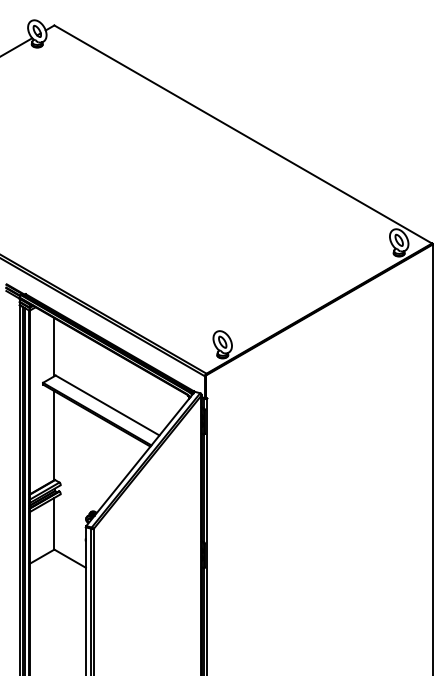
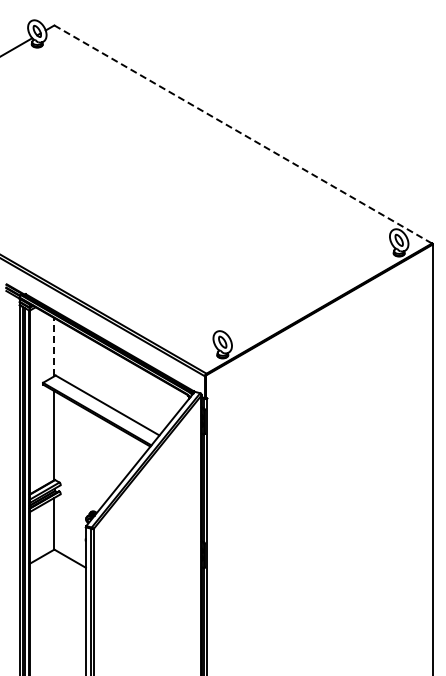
line: solid -> dashed (243, 134)
line: solid -> dashed (54, 346)
